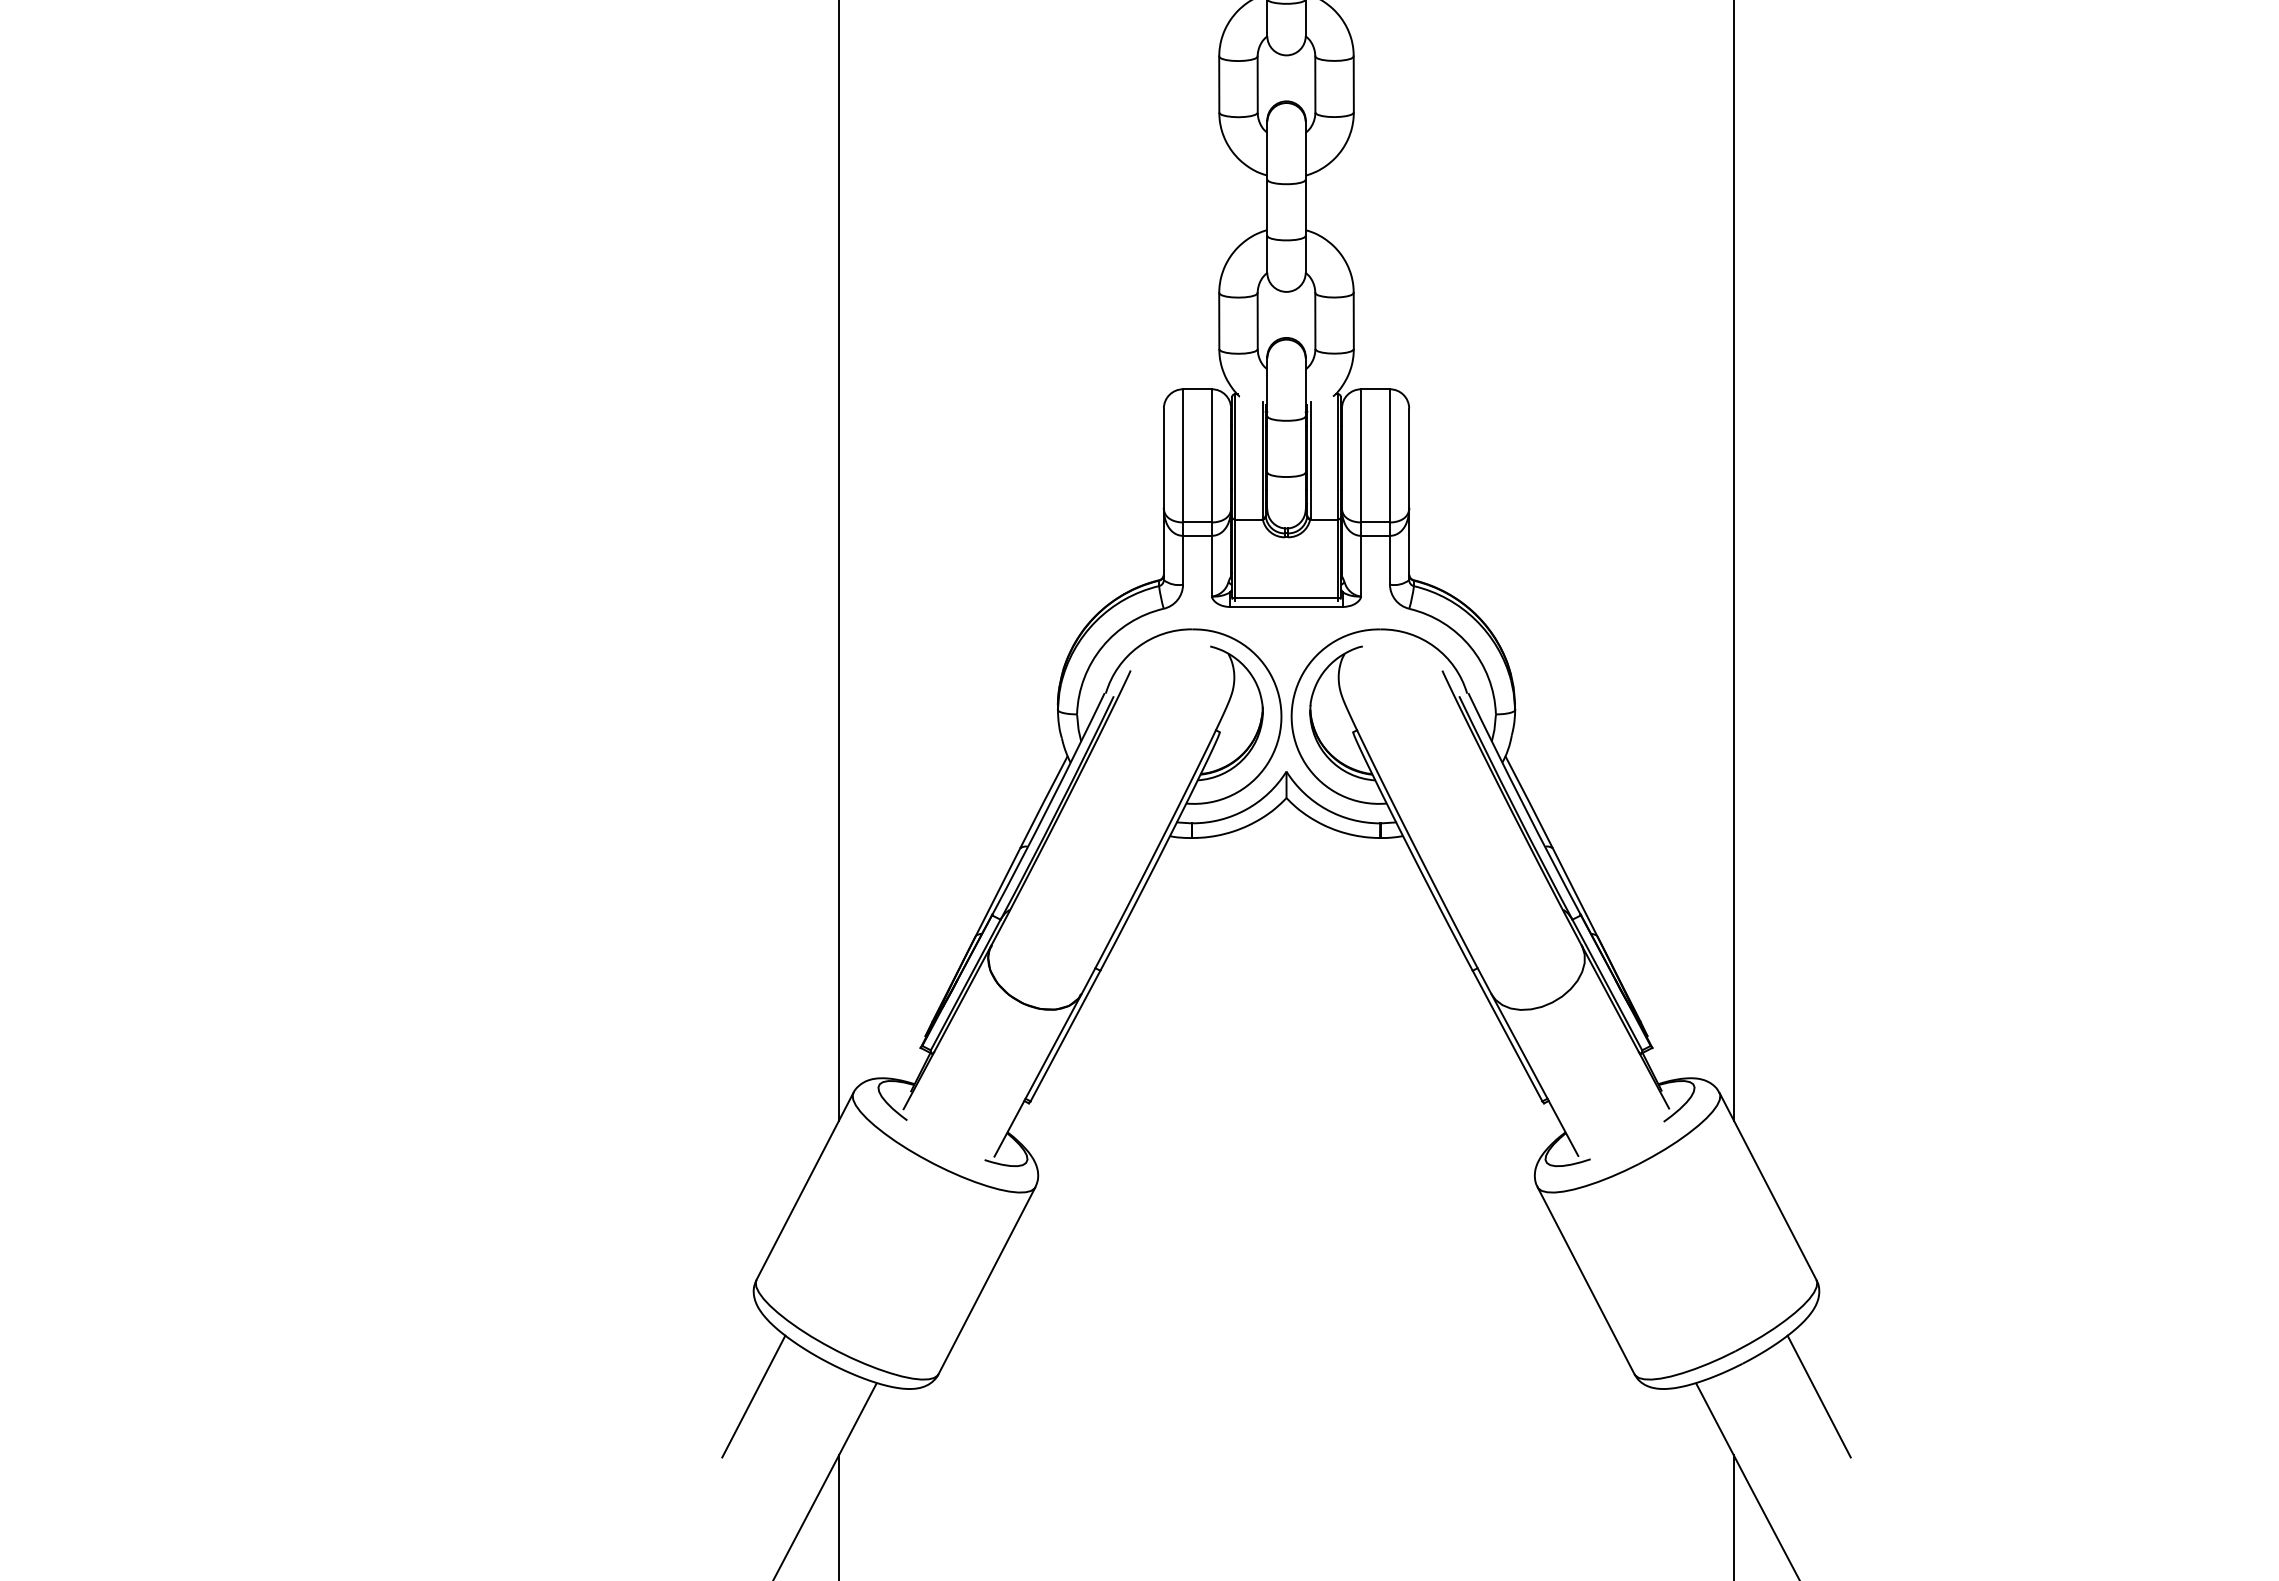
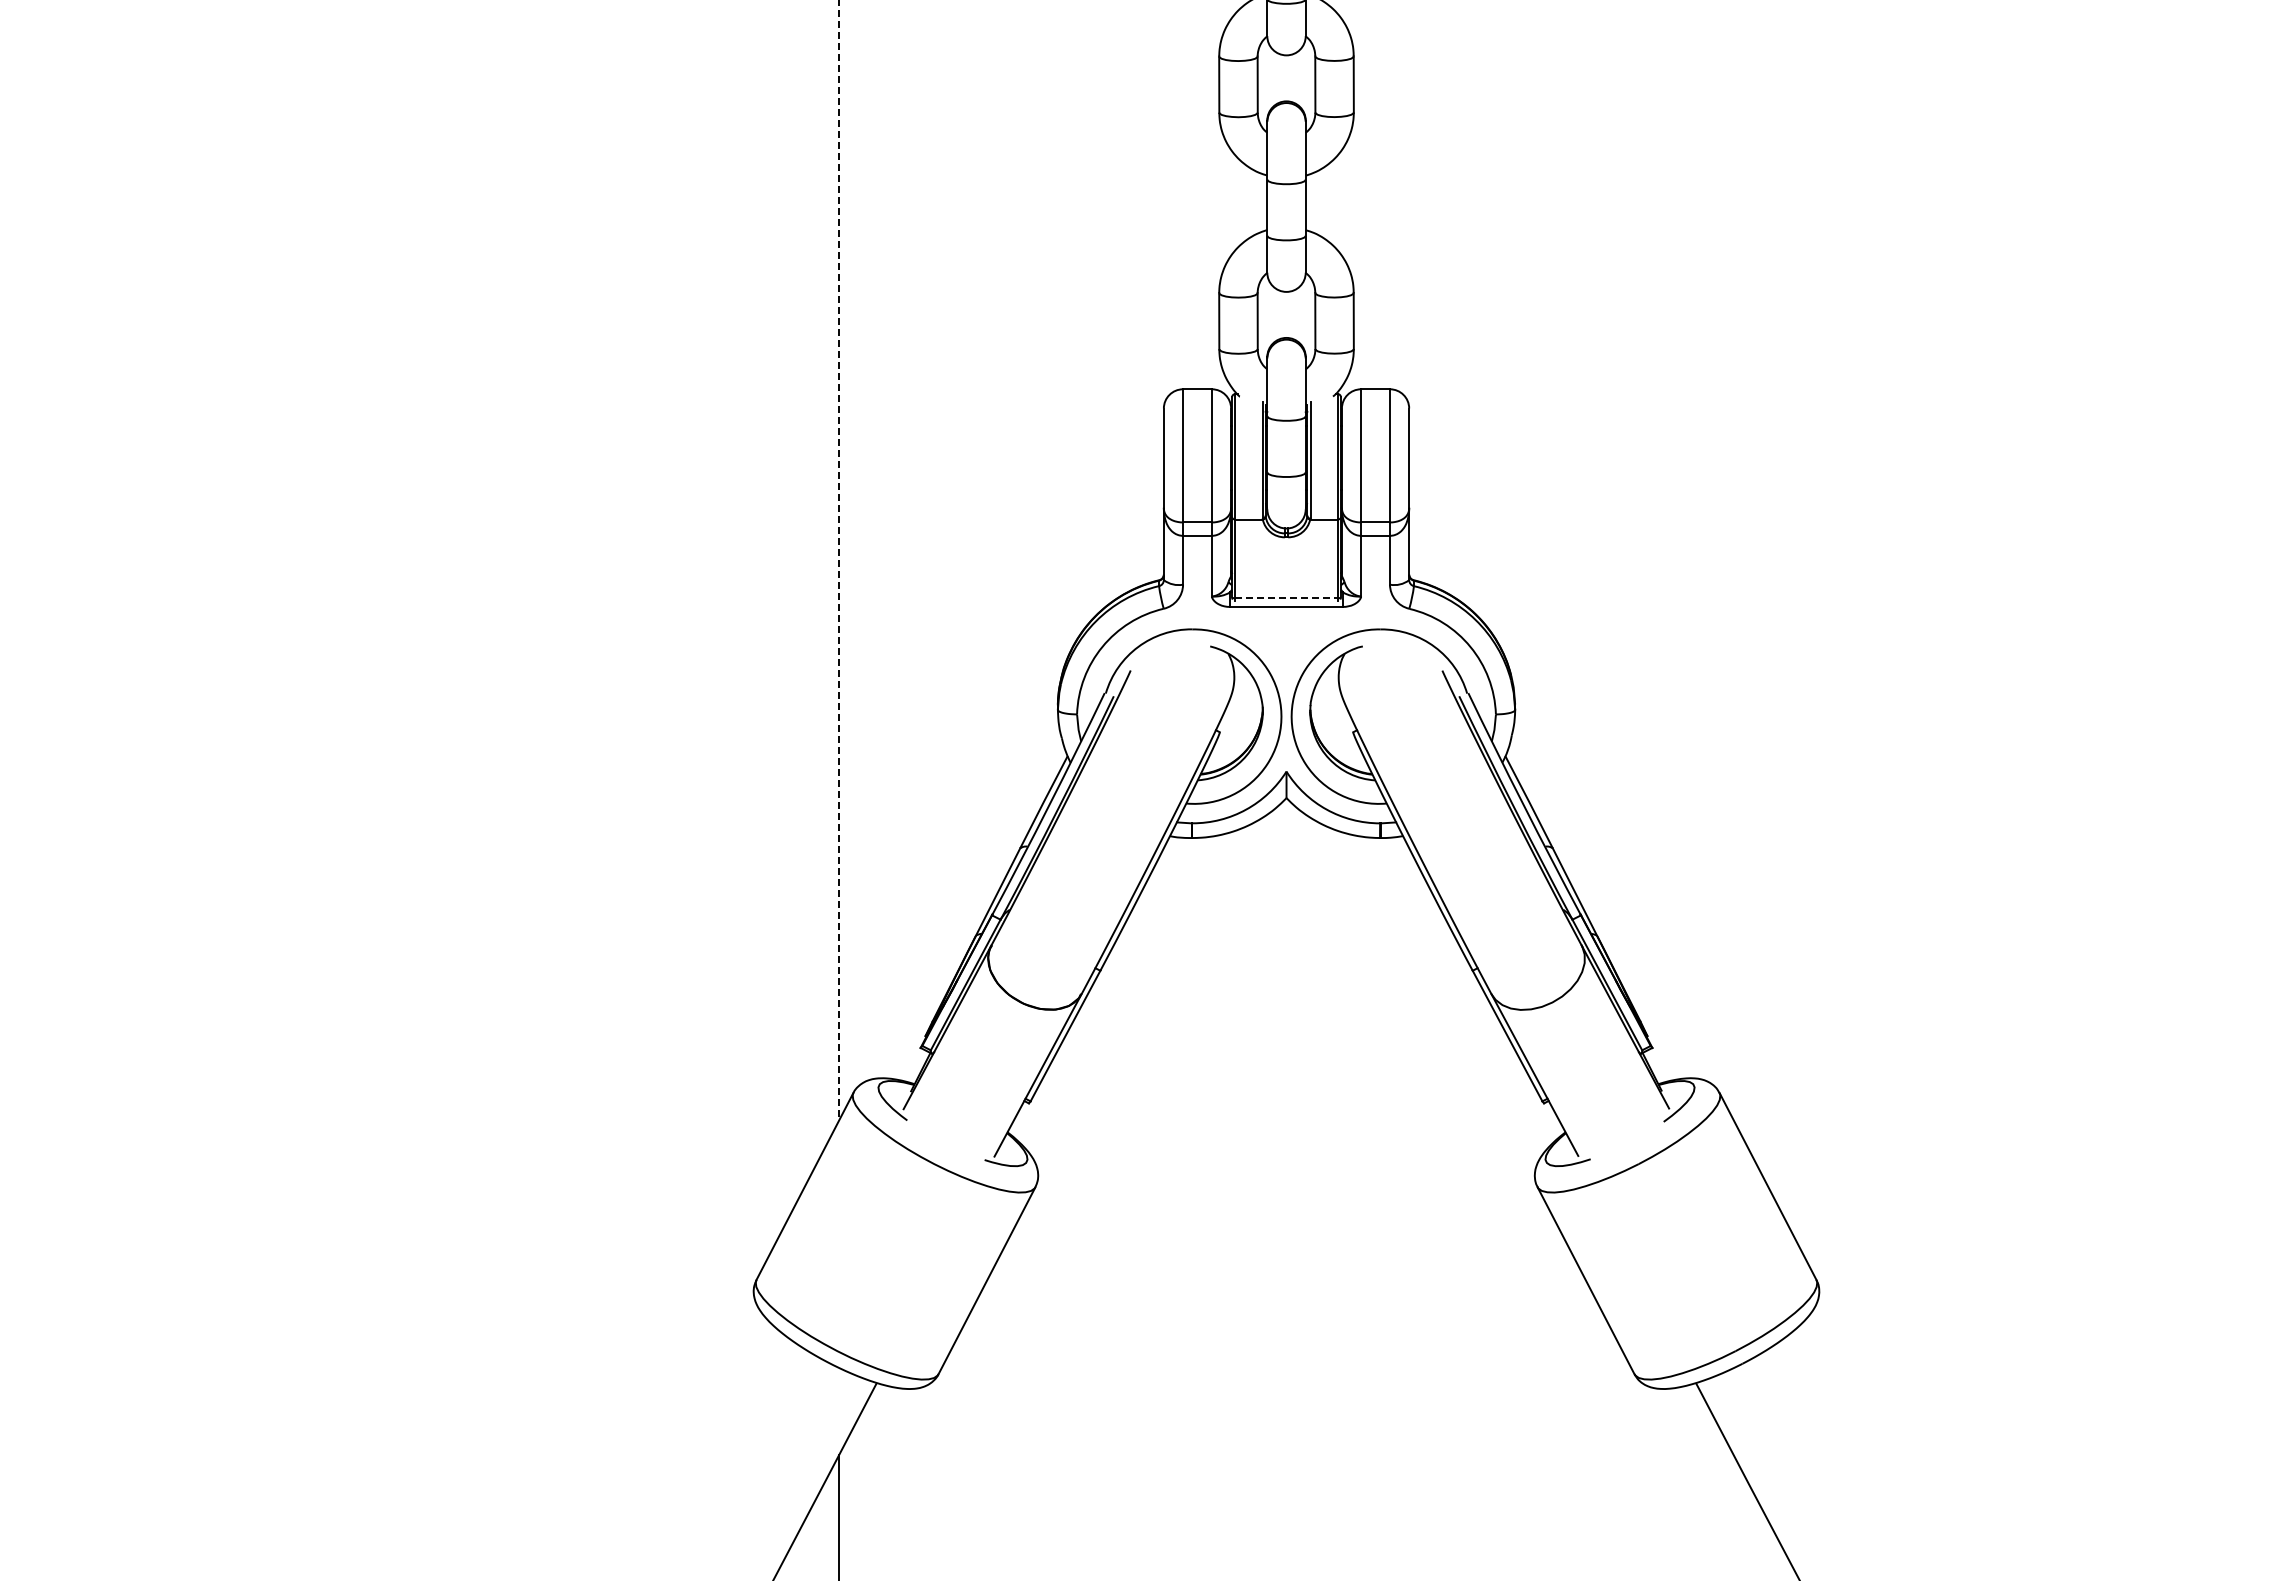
line: solid -> dashed (839, 560)
line: present -> none (1733, 561)
line: solid -> dashed (1287, 598)
line: present -> none (753, 1396)
line: present -> none (1818, 1396)
line: present -> none (1733, 1516)
